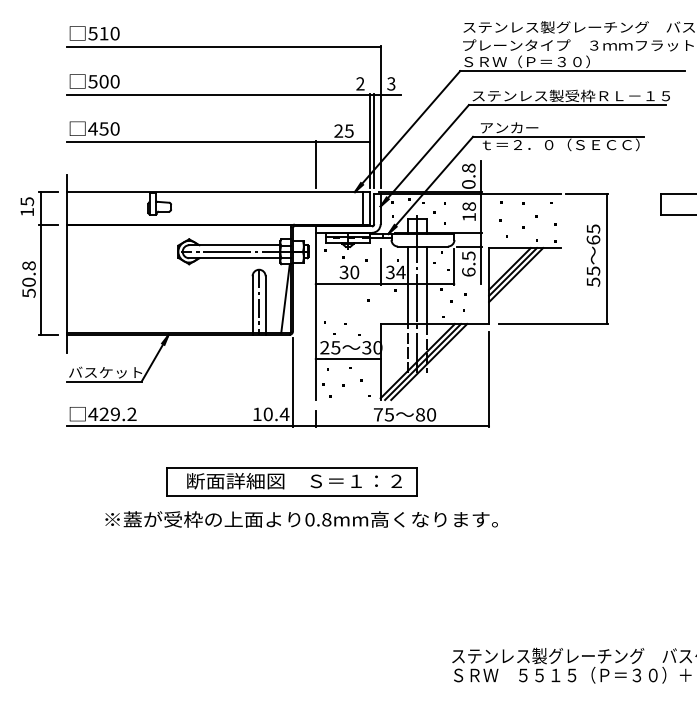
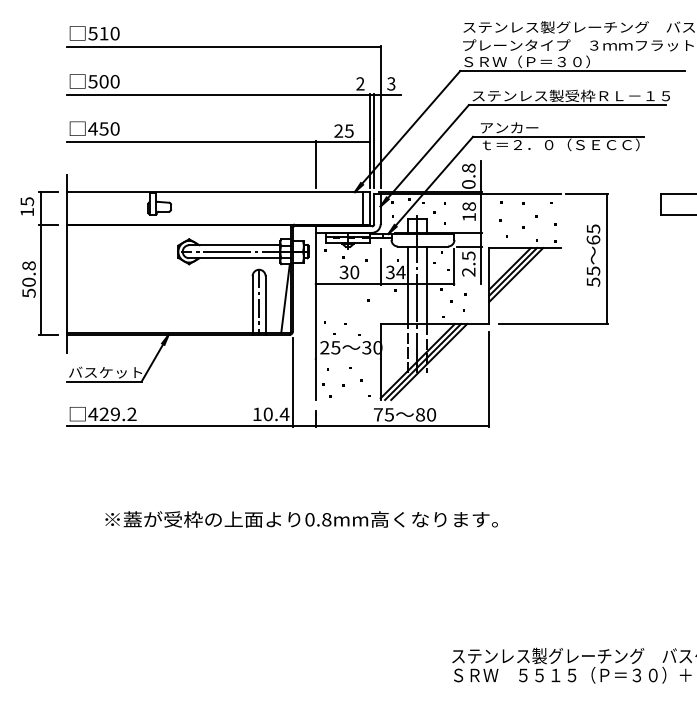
text: 6.5 -> 2.5 (468, 271)
line: present -> none (347, 359)
part: present -> none (291, 481)
